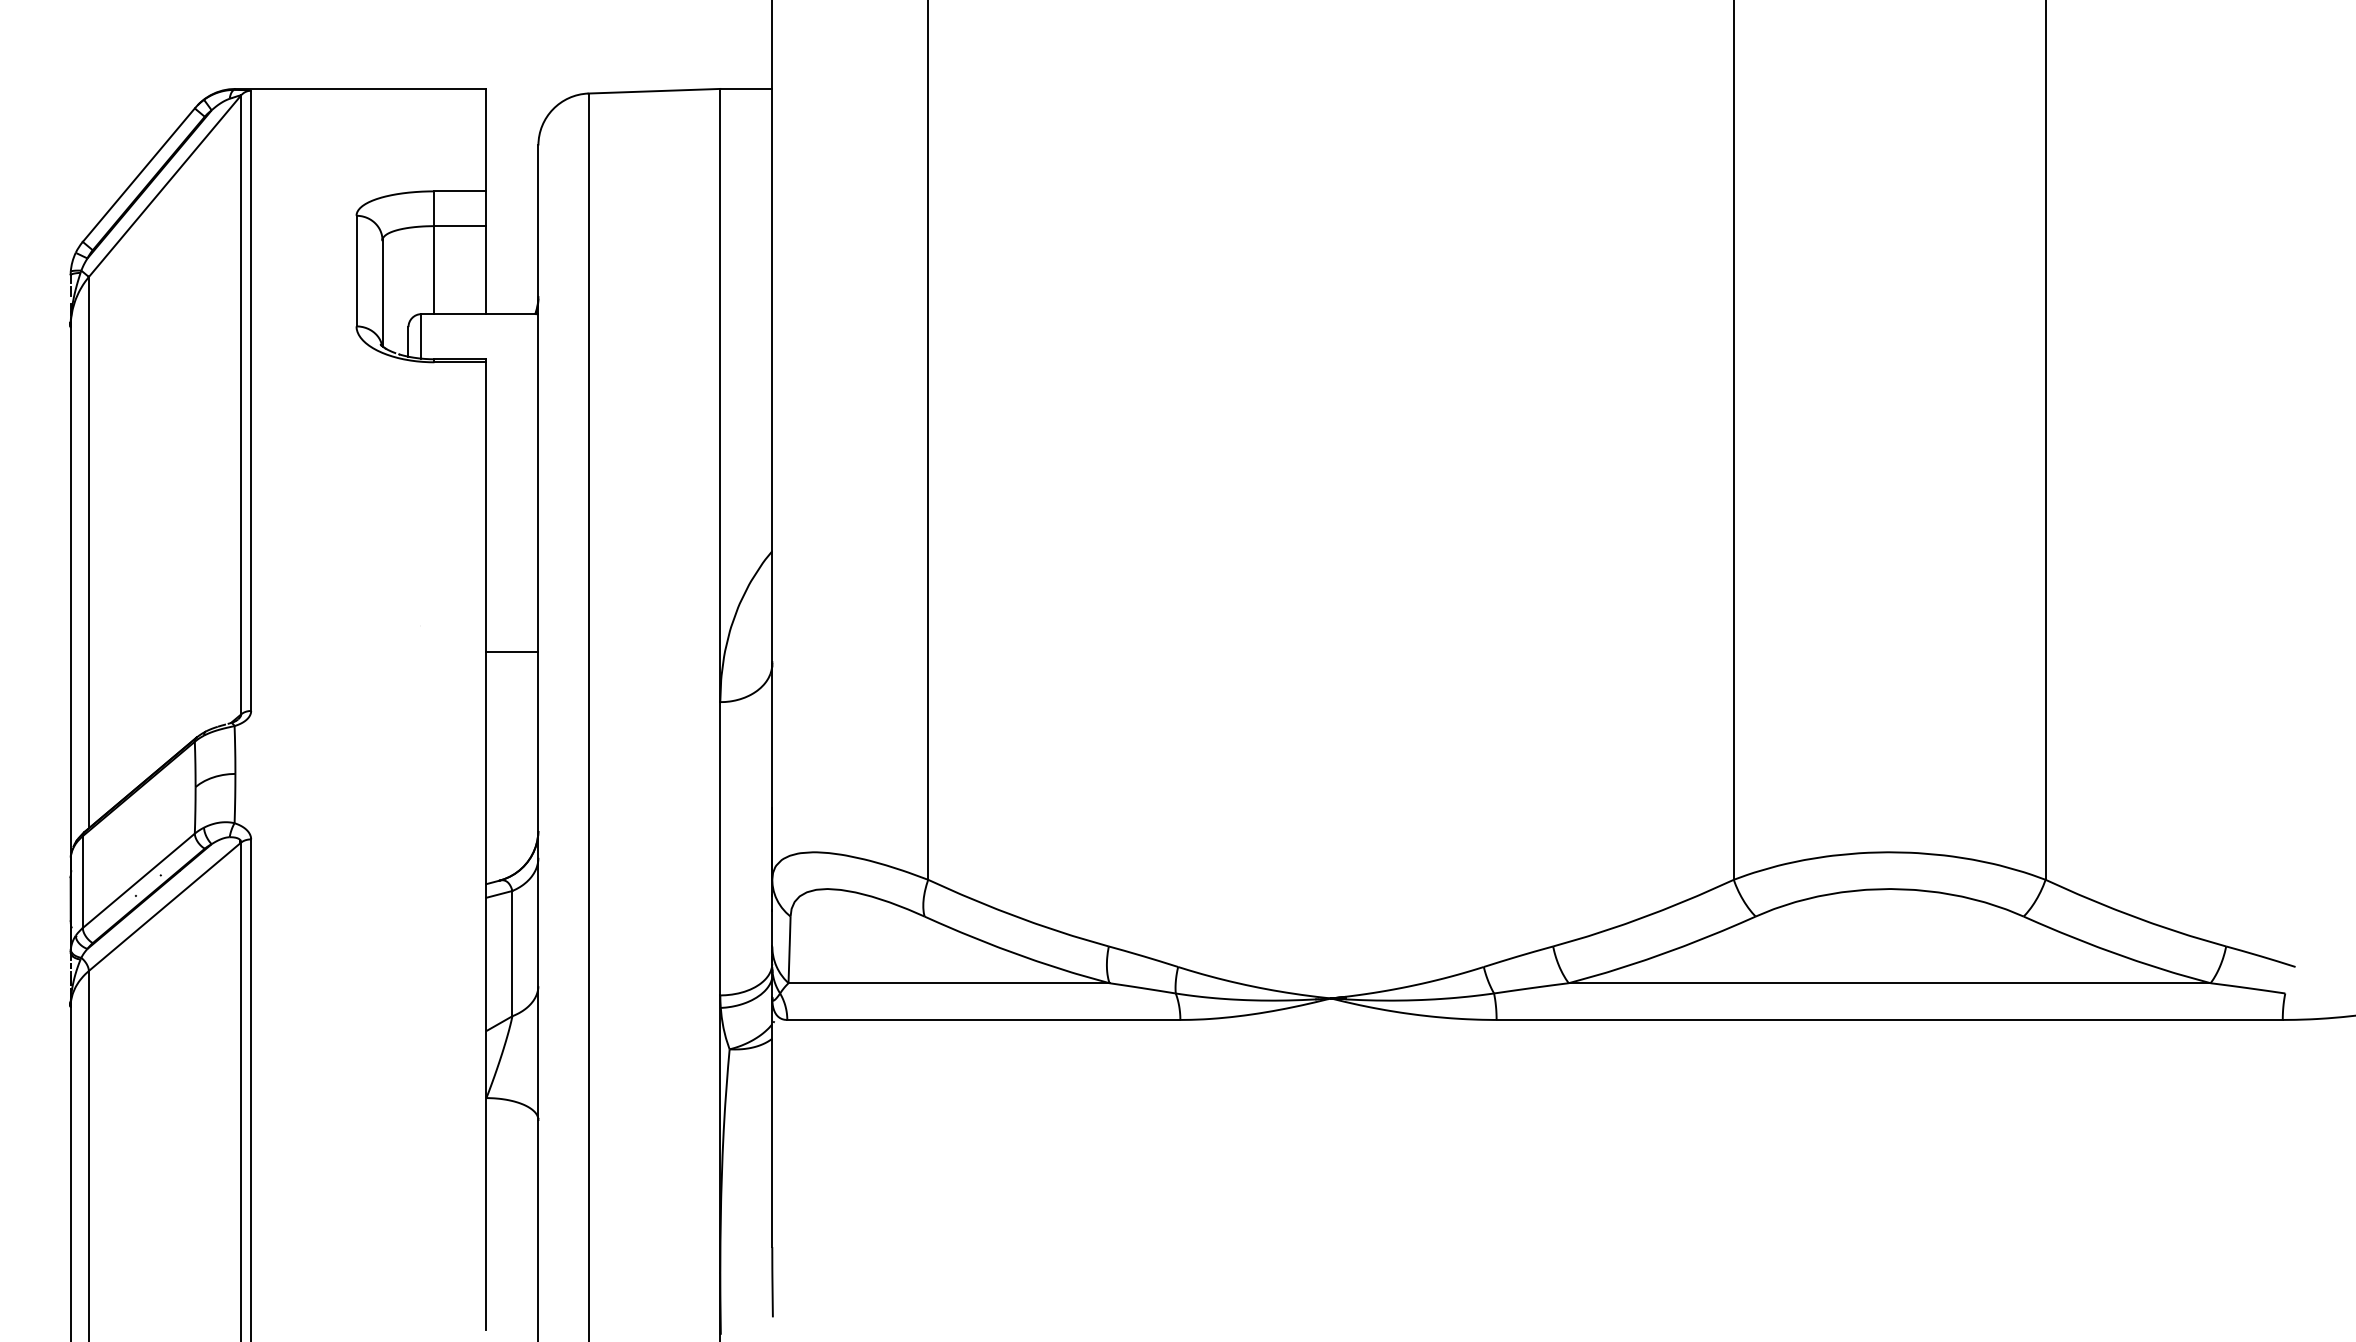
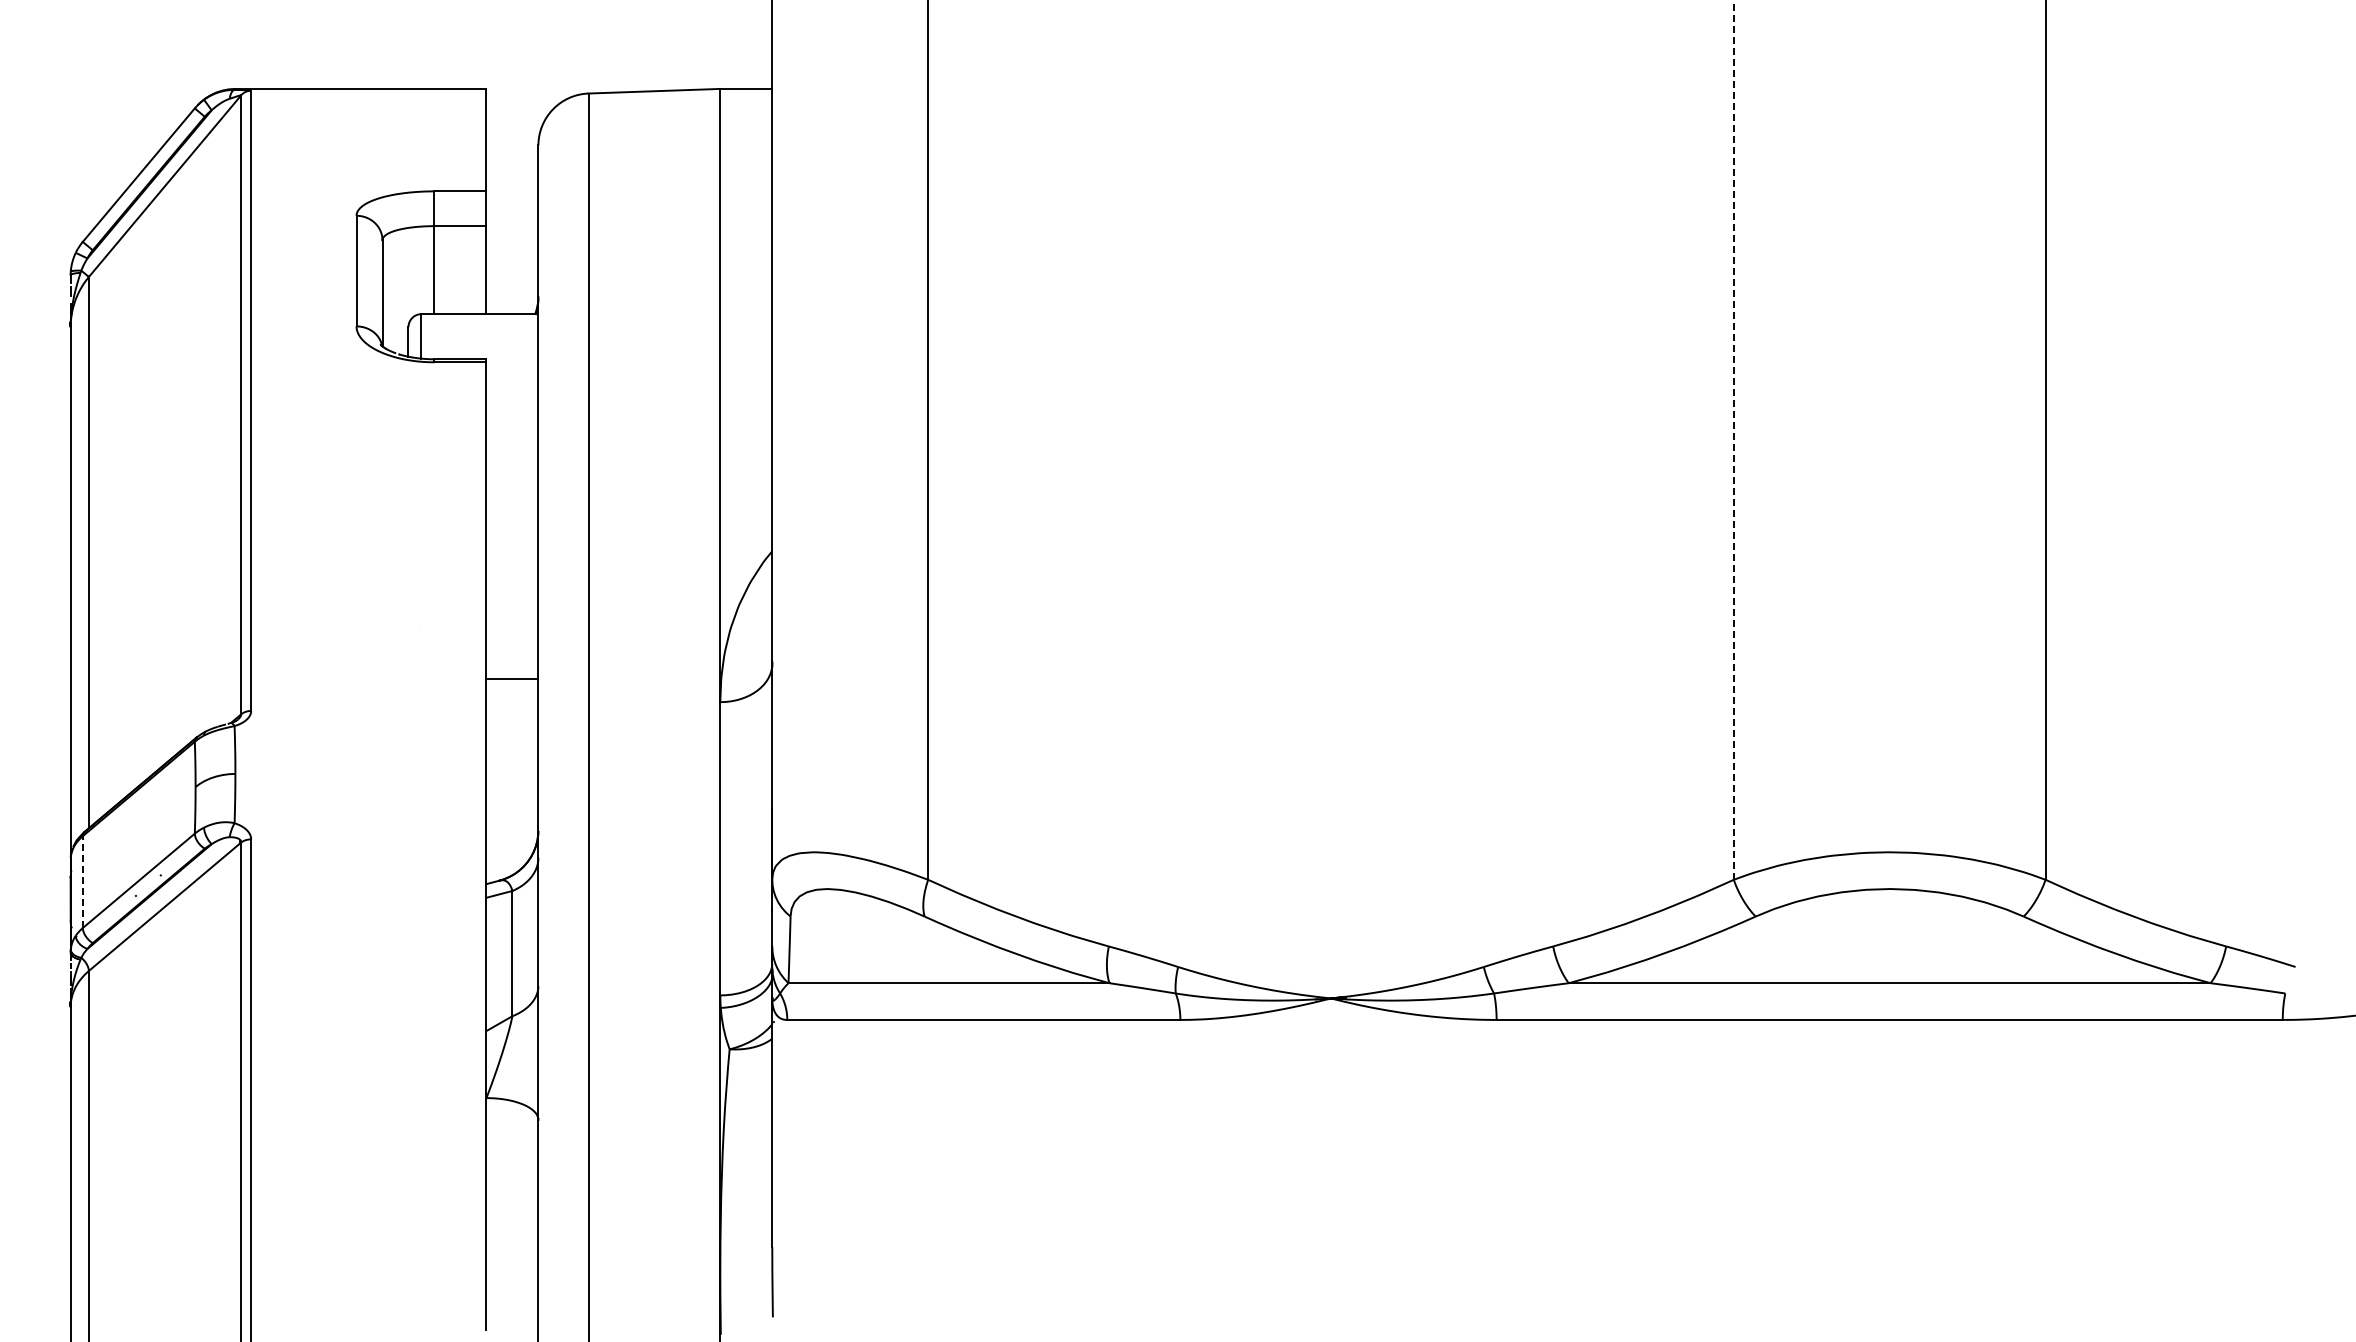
line: solid -> dashed (1733, 439)
line position: (512, 651) -> (512, 678) (512, 678)
line: solid -> dashed (82, 882)
